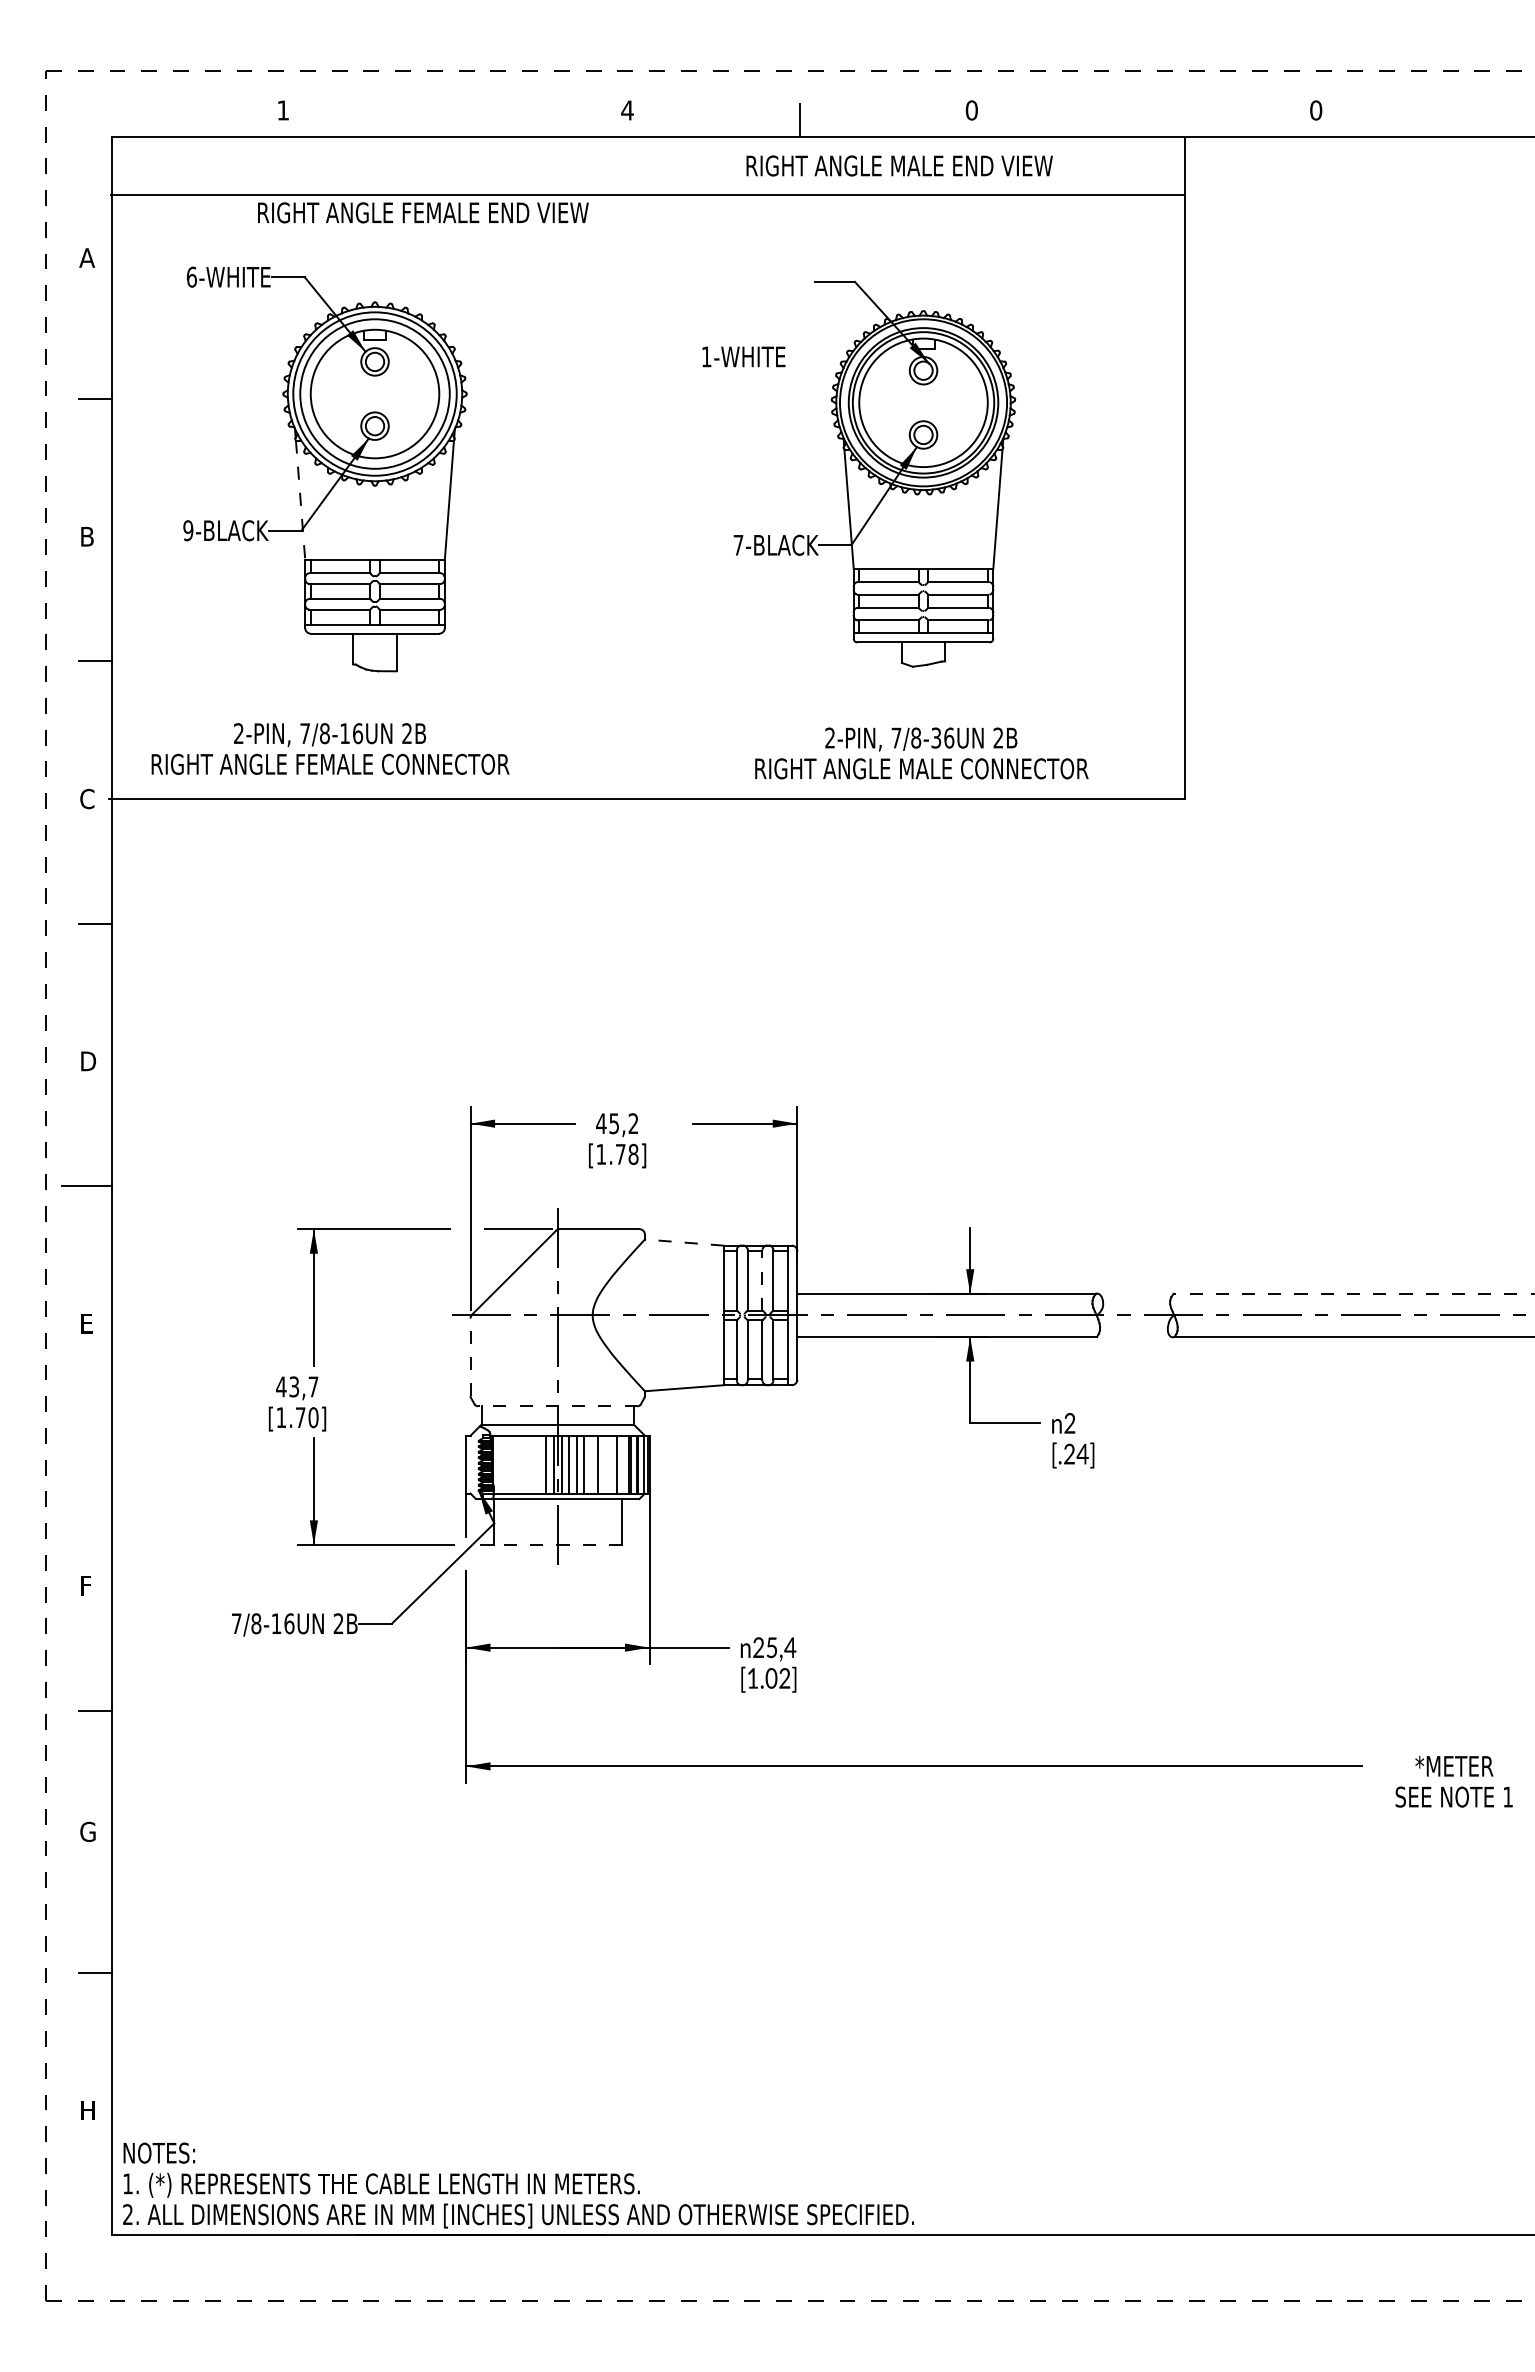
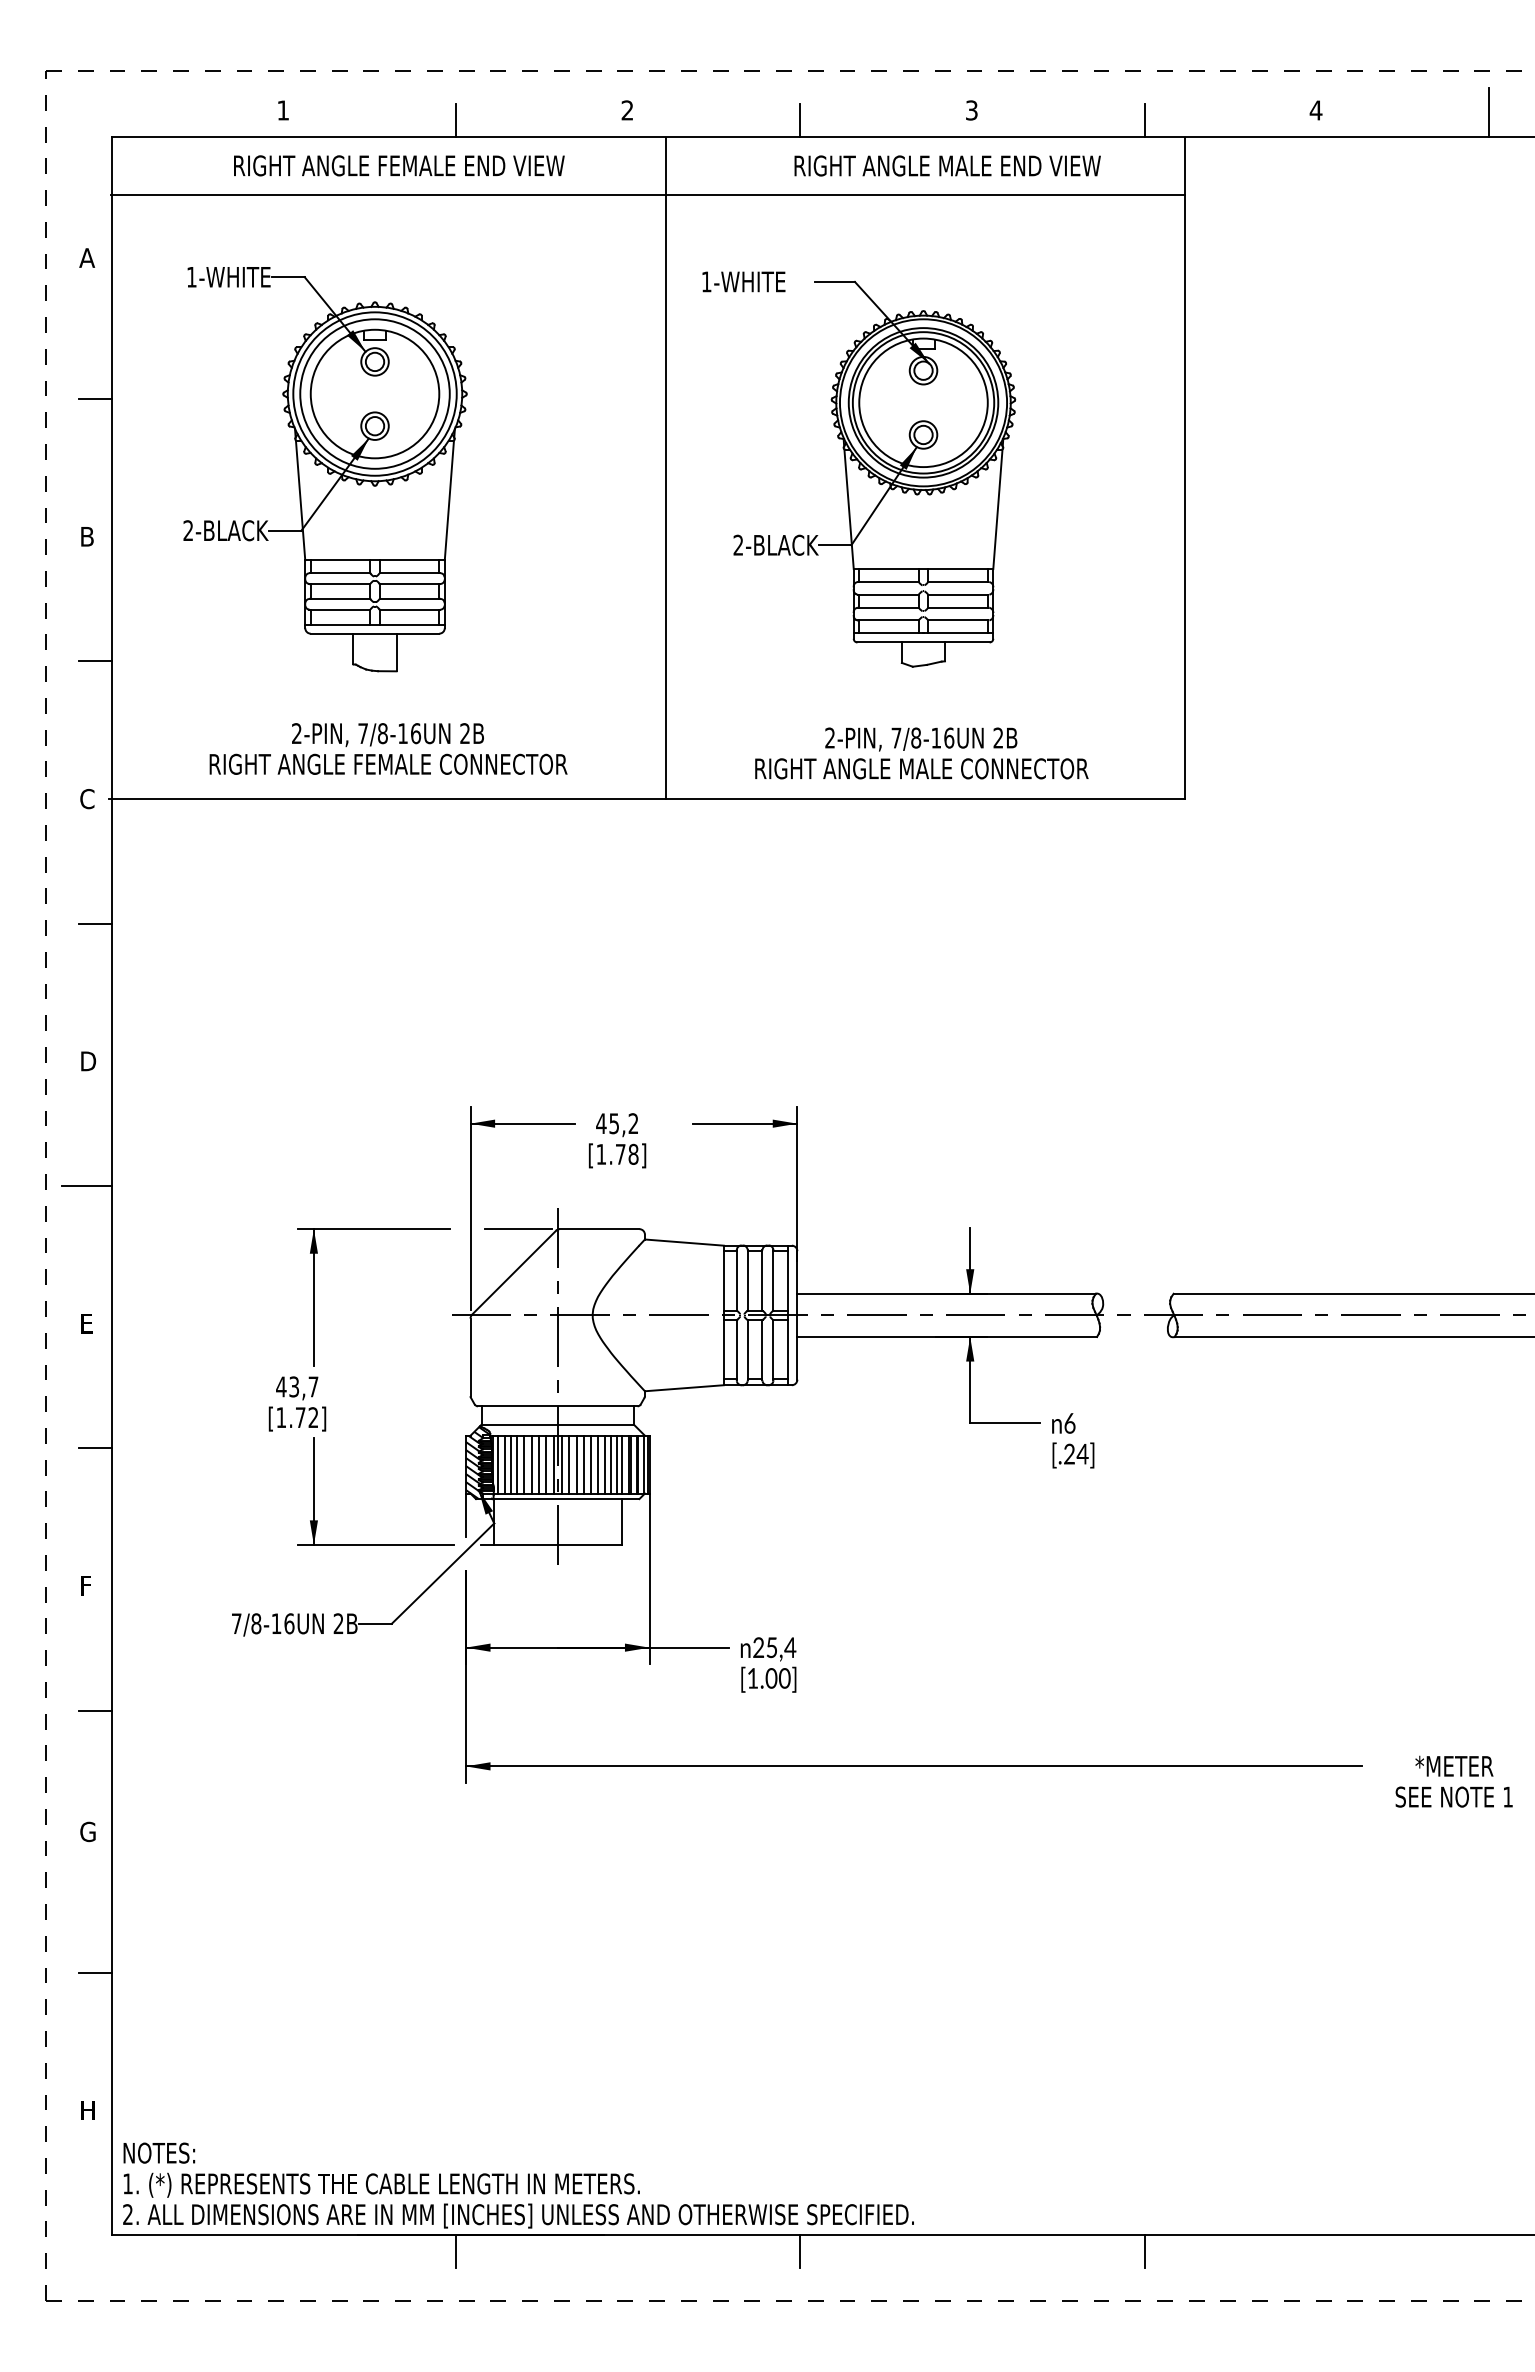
text: 4 -> 2 (627, 110)
text: 0 -> 3 (971, 110)
text: 0 -> 4 (1315, 110)
line: none -> present (1488, 111)
line: none -> present (455, 119)
line: none -> present (1144, 119)
text position: (899, 165) -> (947, 165) (947, 165)
text position: (423, 212) -> (399, 165) (399, 165)
text: 6-WHITE -> 1-WHITE (191, 276)
text position: (743, 356) -> (743, 281) (743, 281)
line: none -> present (666, 468)
line: dashed -> solid (300, 500)
text: 9-BLACK -> 2-BLACK (188, 530)
text: 7-BLACK -> 2-BLACK (738, 544)
text: 7/8-36UN -> 7/8-16UN (936, 737)
text position: (330, 748) -> (388, 748) (388, 748)
line: dashed -> solid (684, 1242)
line: dashed -> solid (762, 1280)
line: dashed -> solid (1353, 1293)
line: dashed -> solid (470, 1357)
line: dashed -> solid (557, 1406)
text: [1.70] -> [1.72] (313, 1417)
text: 2 -> 6 (1069, 1423)
line: none -> present (94, 1448)
hatch: none -> present (477, 1463)
line: none -> present (498, 1464)
line: none -> present (504, 1464)
line: none -> present (510, 1464)
line: none -> present (517, 1464)
line: none -> present (524, 1464)
line: none -> present (531, 1464)
line: none -> present (538, 1464)
line: none -> present (591, 1464)
line: none -> present (604, 1464)
line: none -> present (610, 1464)
line: none -> present (622, 1464)
line: dashed -> solid (558, 1544)
text: [1.02] -> [1.00] (784, 1678)
line: none -> present (455, 2251)
line: none -> present (800, 2251)
line: none -> present (1144, 2251)
